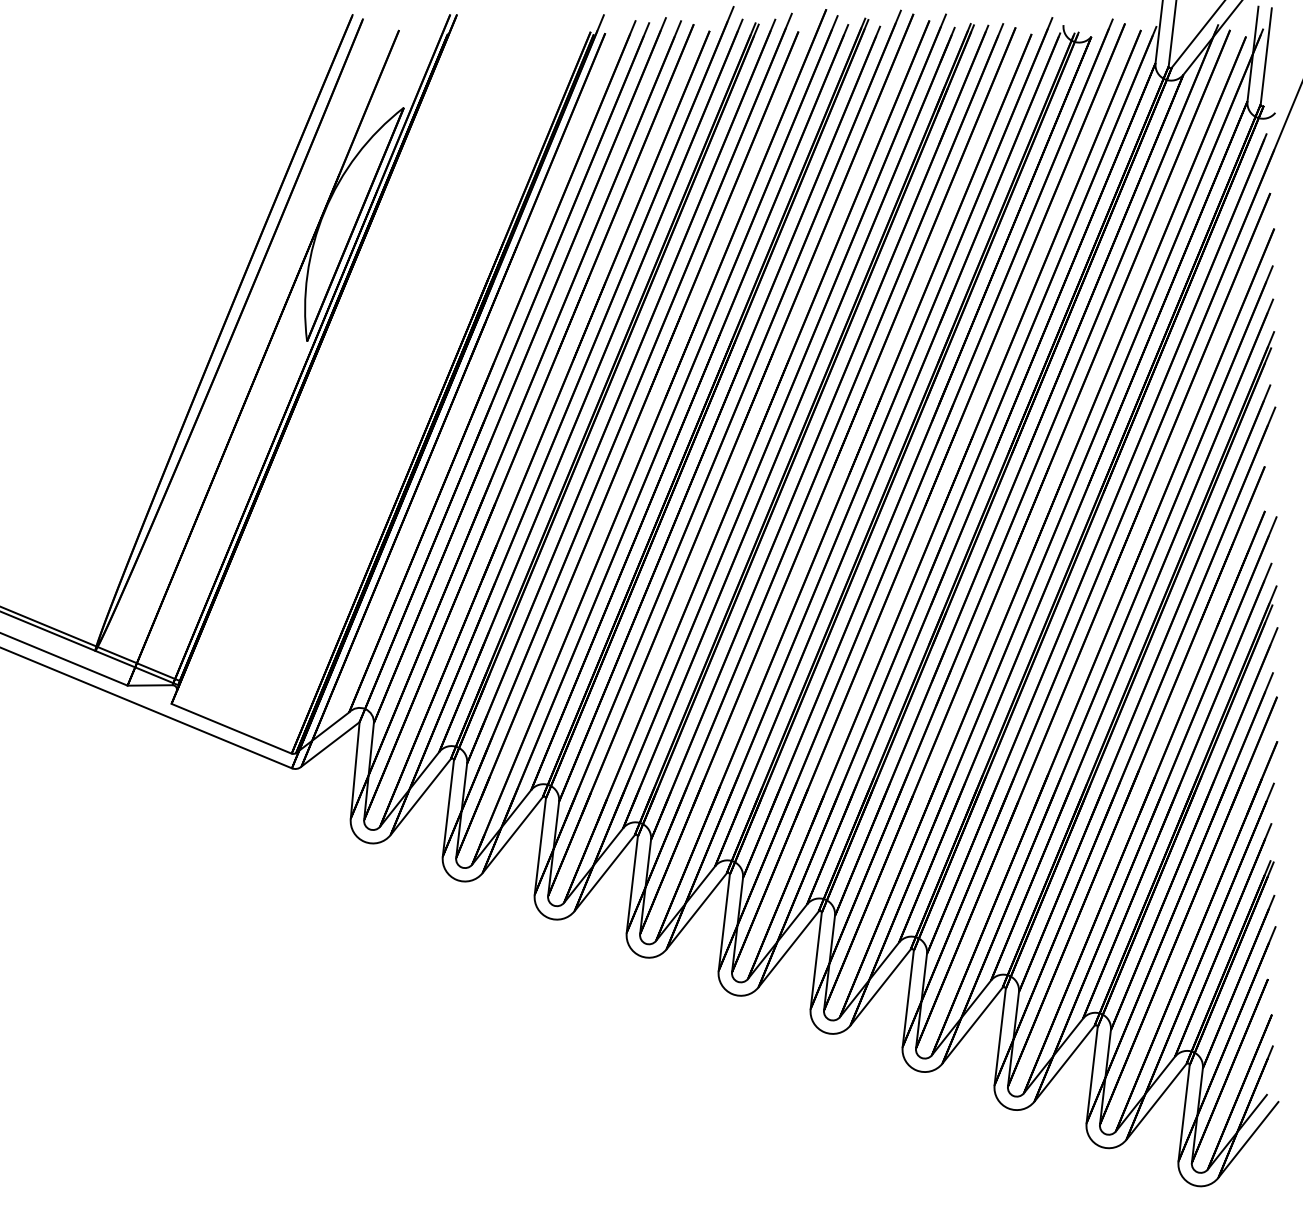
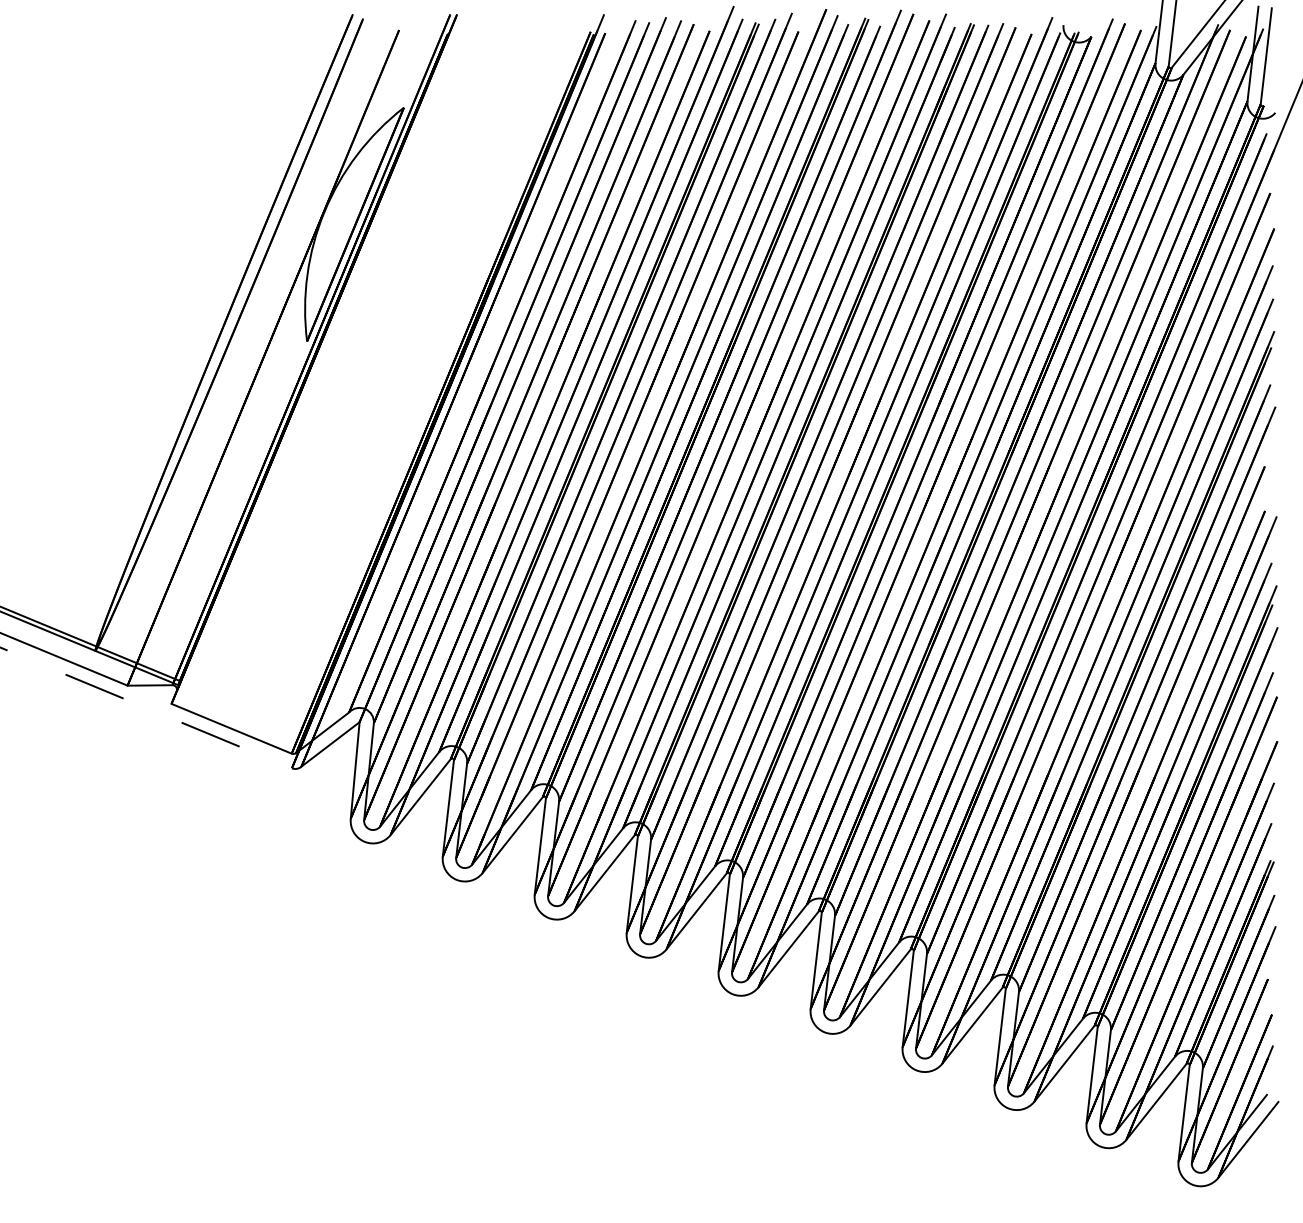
line: solid -> dashed (146, 707)
